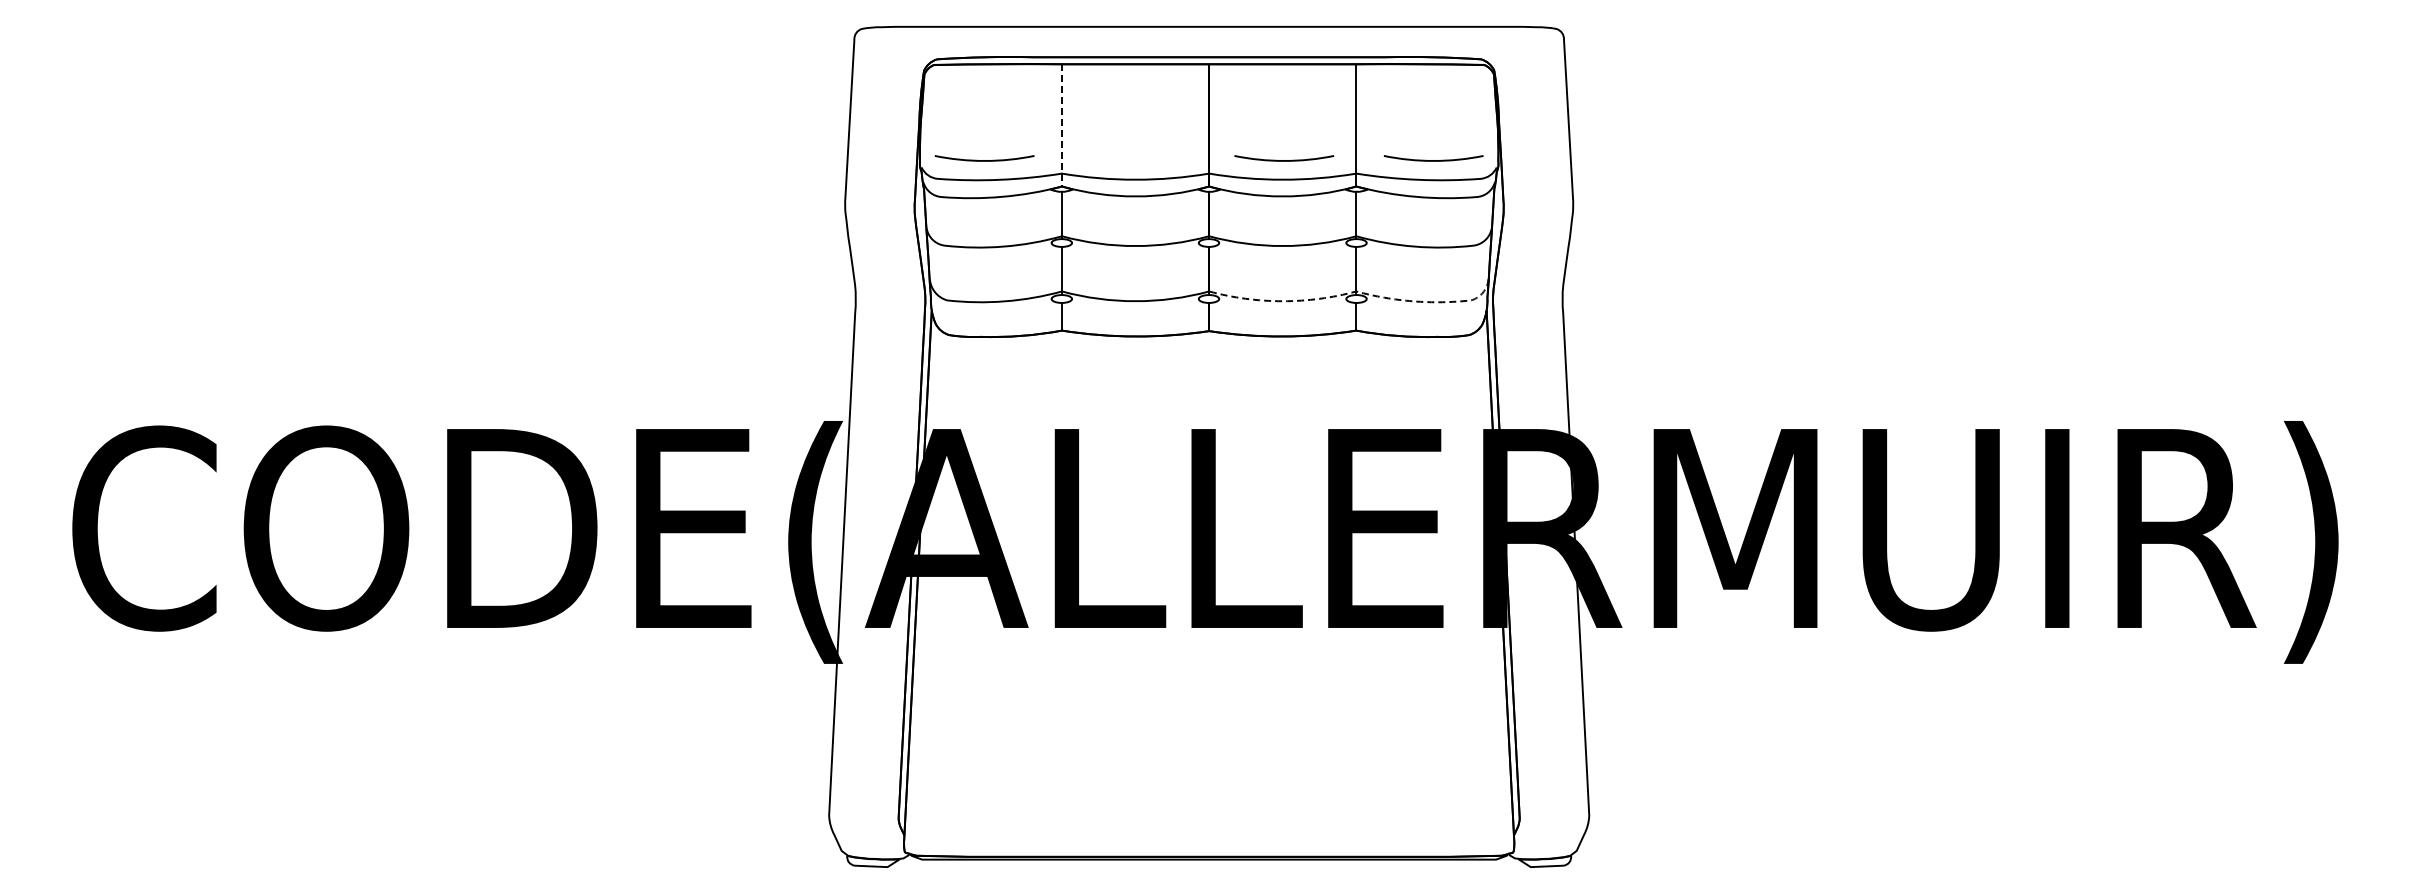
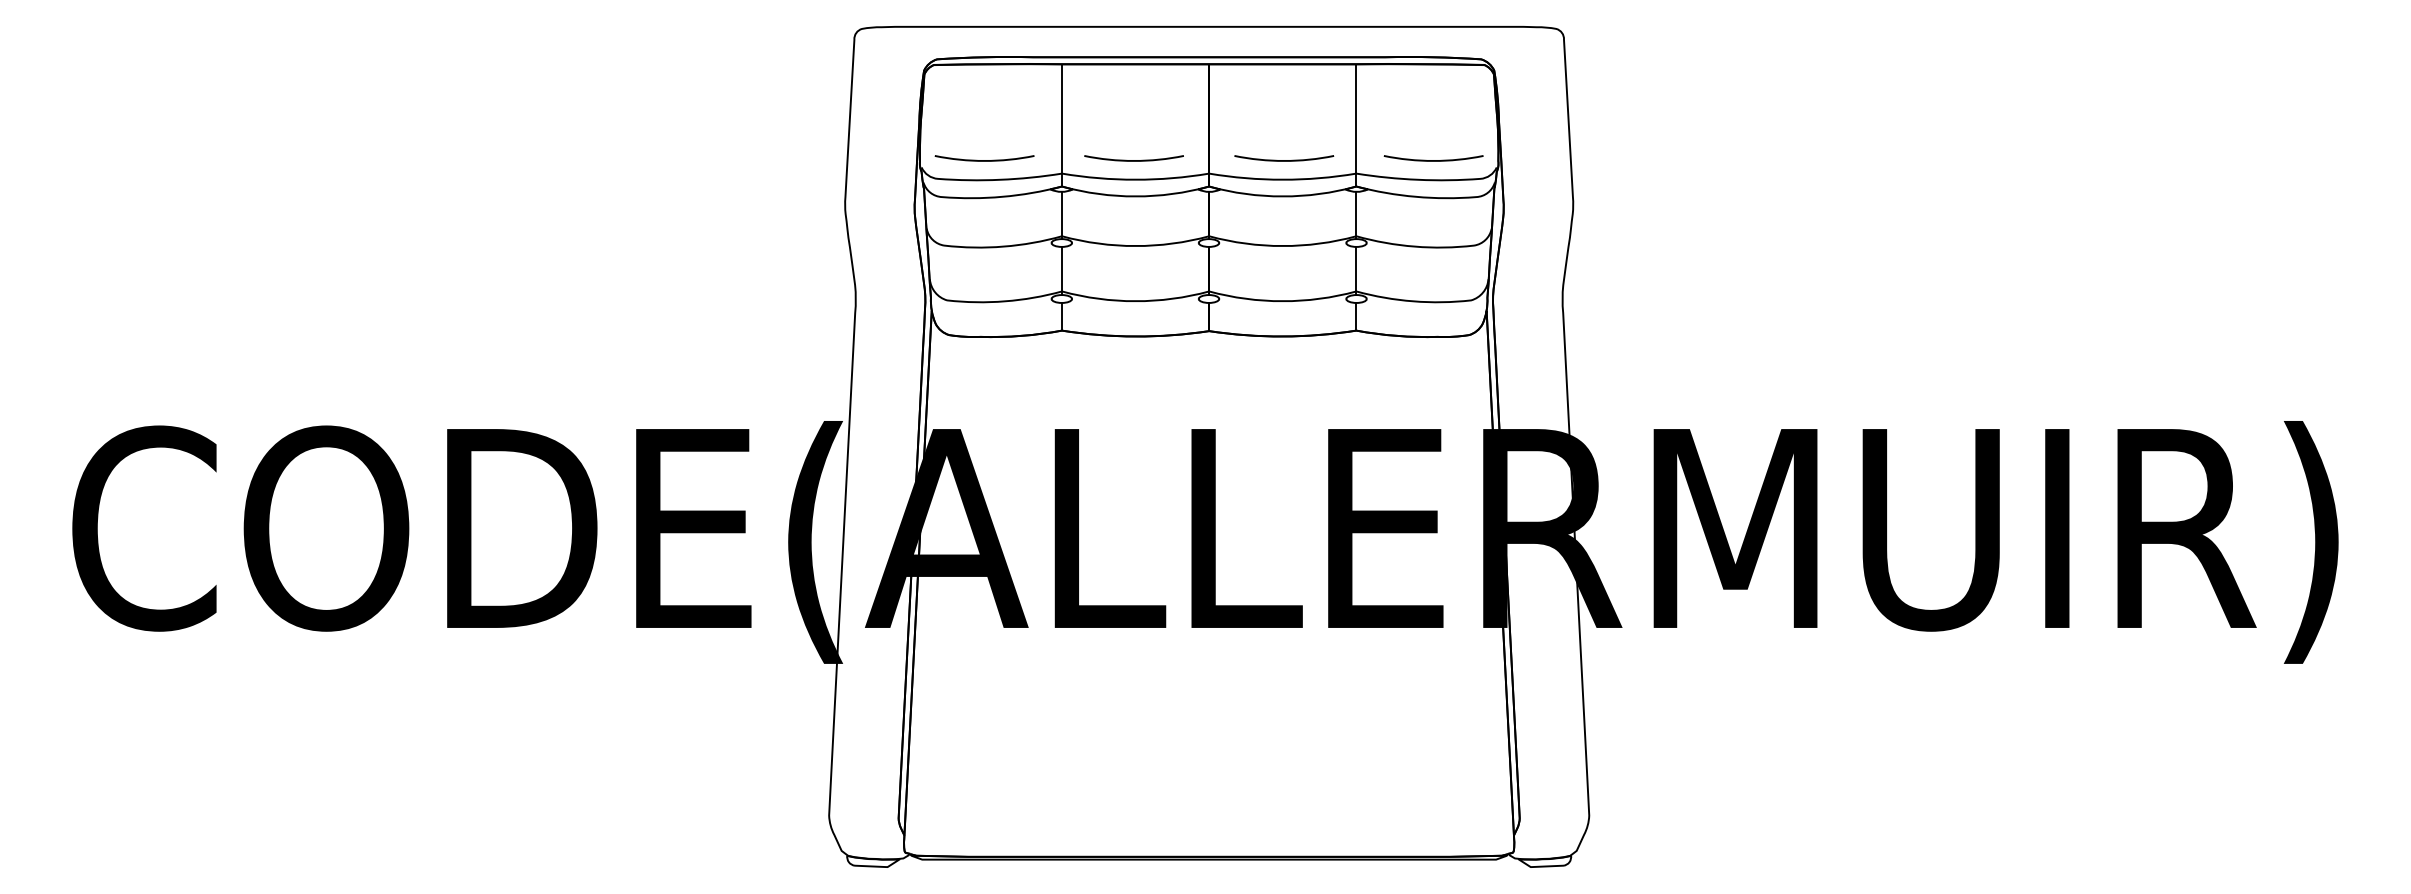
line: dashed -> solid (1062, 125)
curve: none -> present (1133, 160)
line: dashed -> solid (1352, 292)
